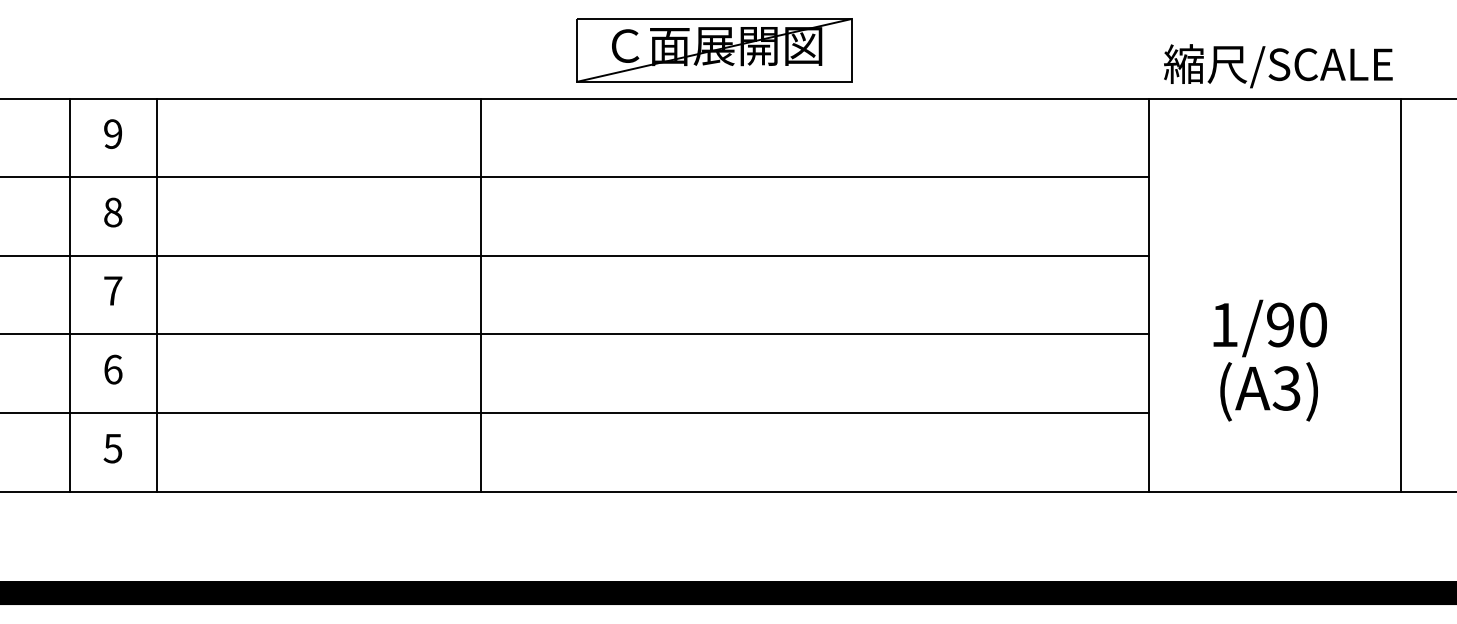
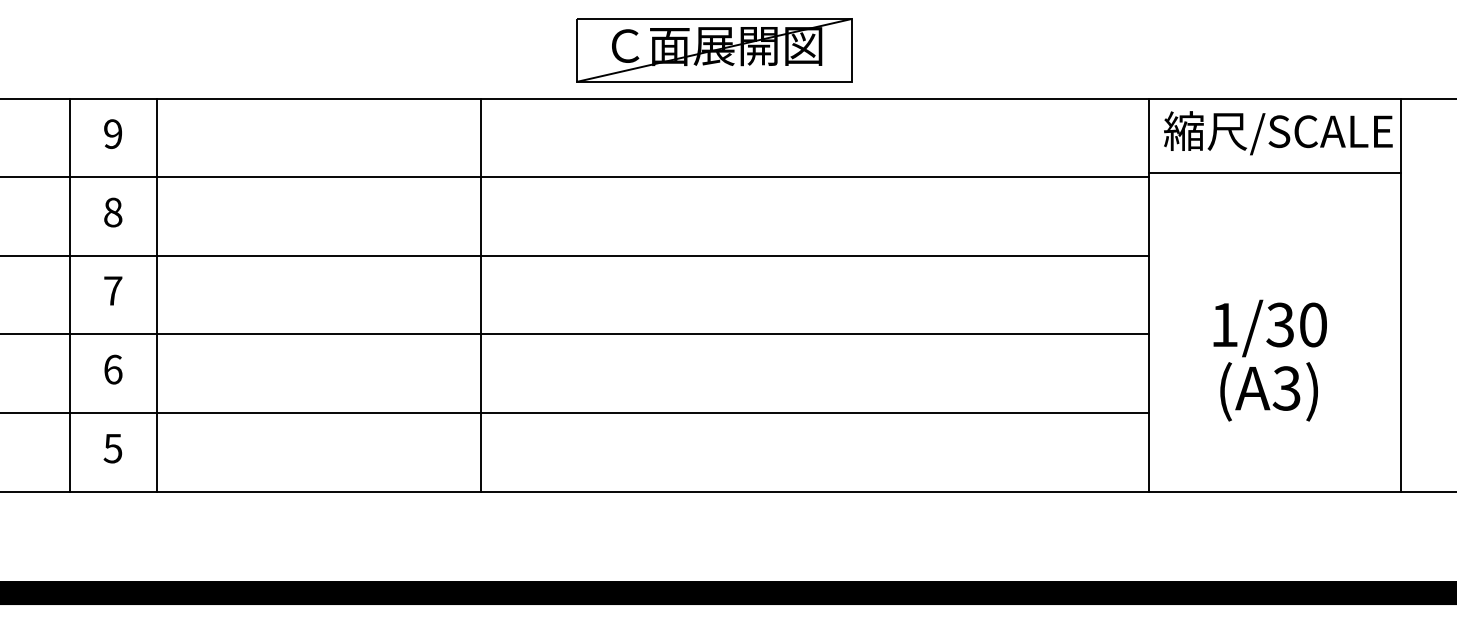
text position: (1278, 66) -> (1278, 133) (1278, 133)
line: none -> present (1274, 172)
text: 1/90 -> 1/30 (1279, 324)
